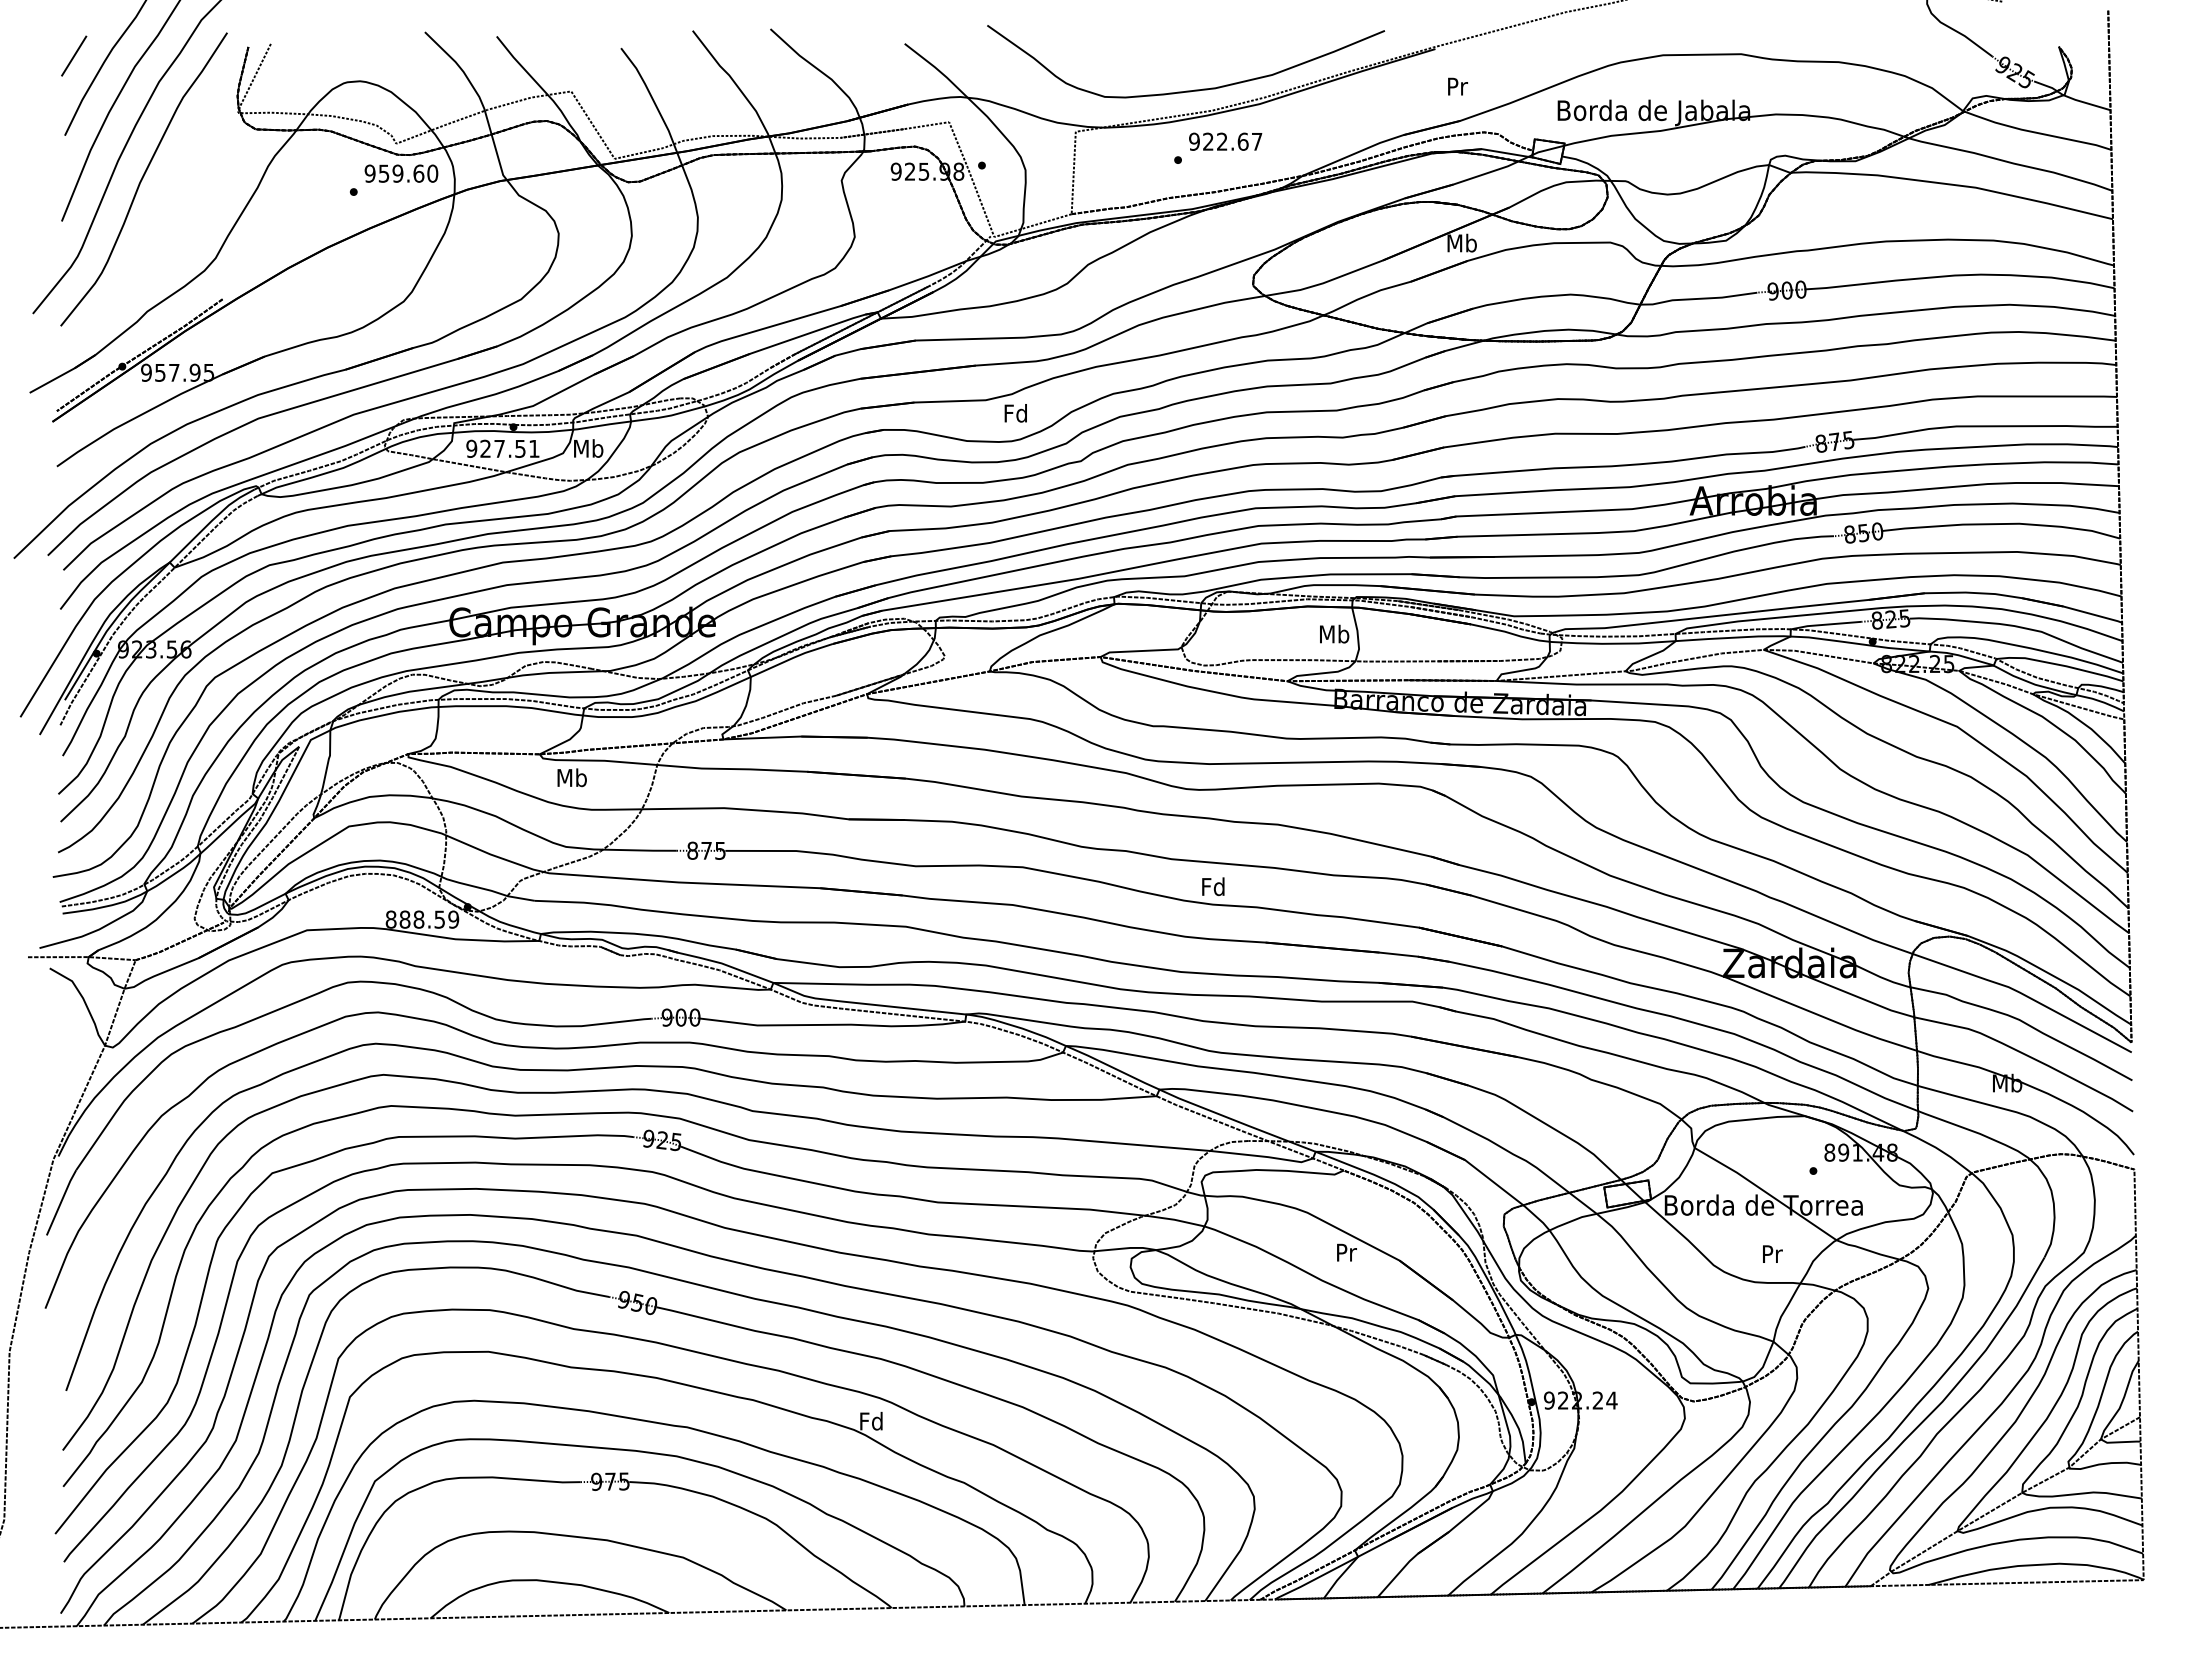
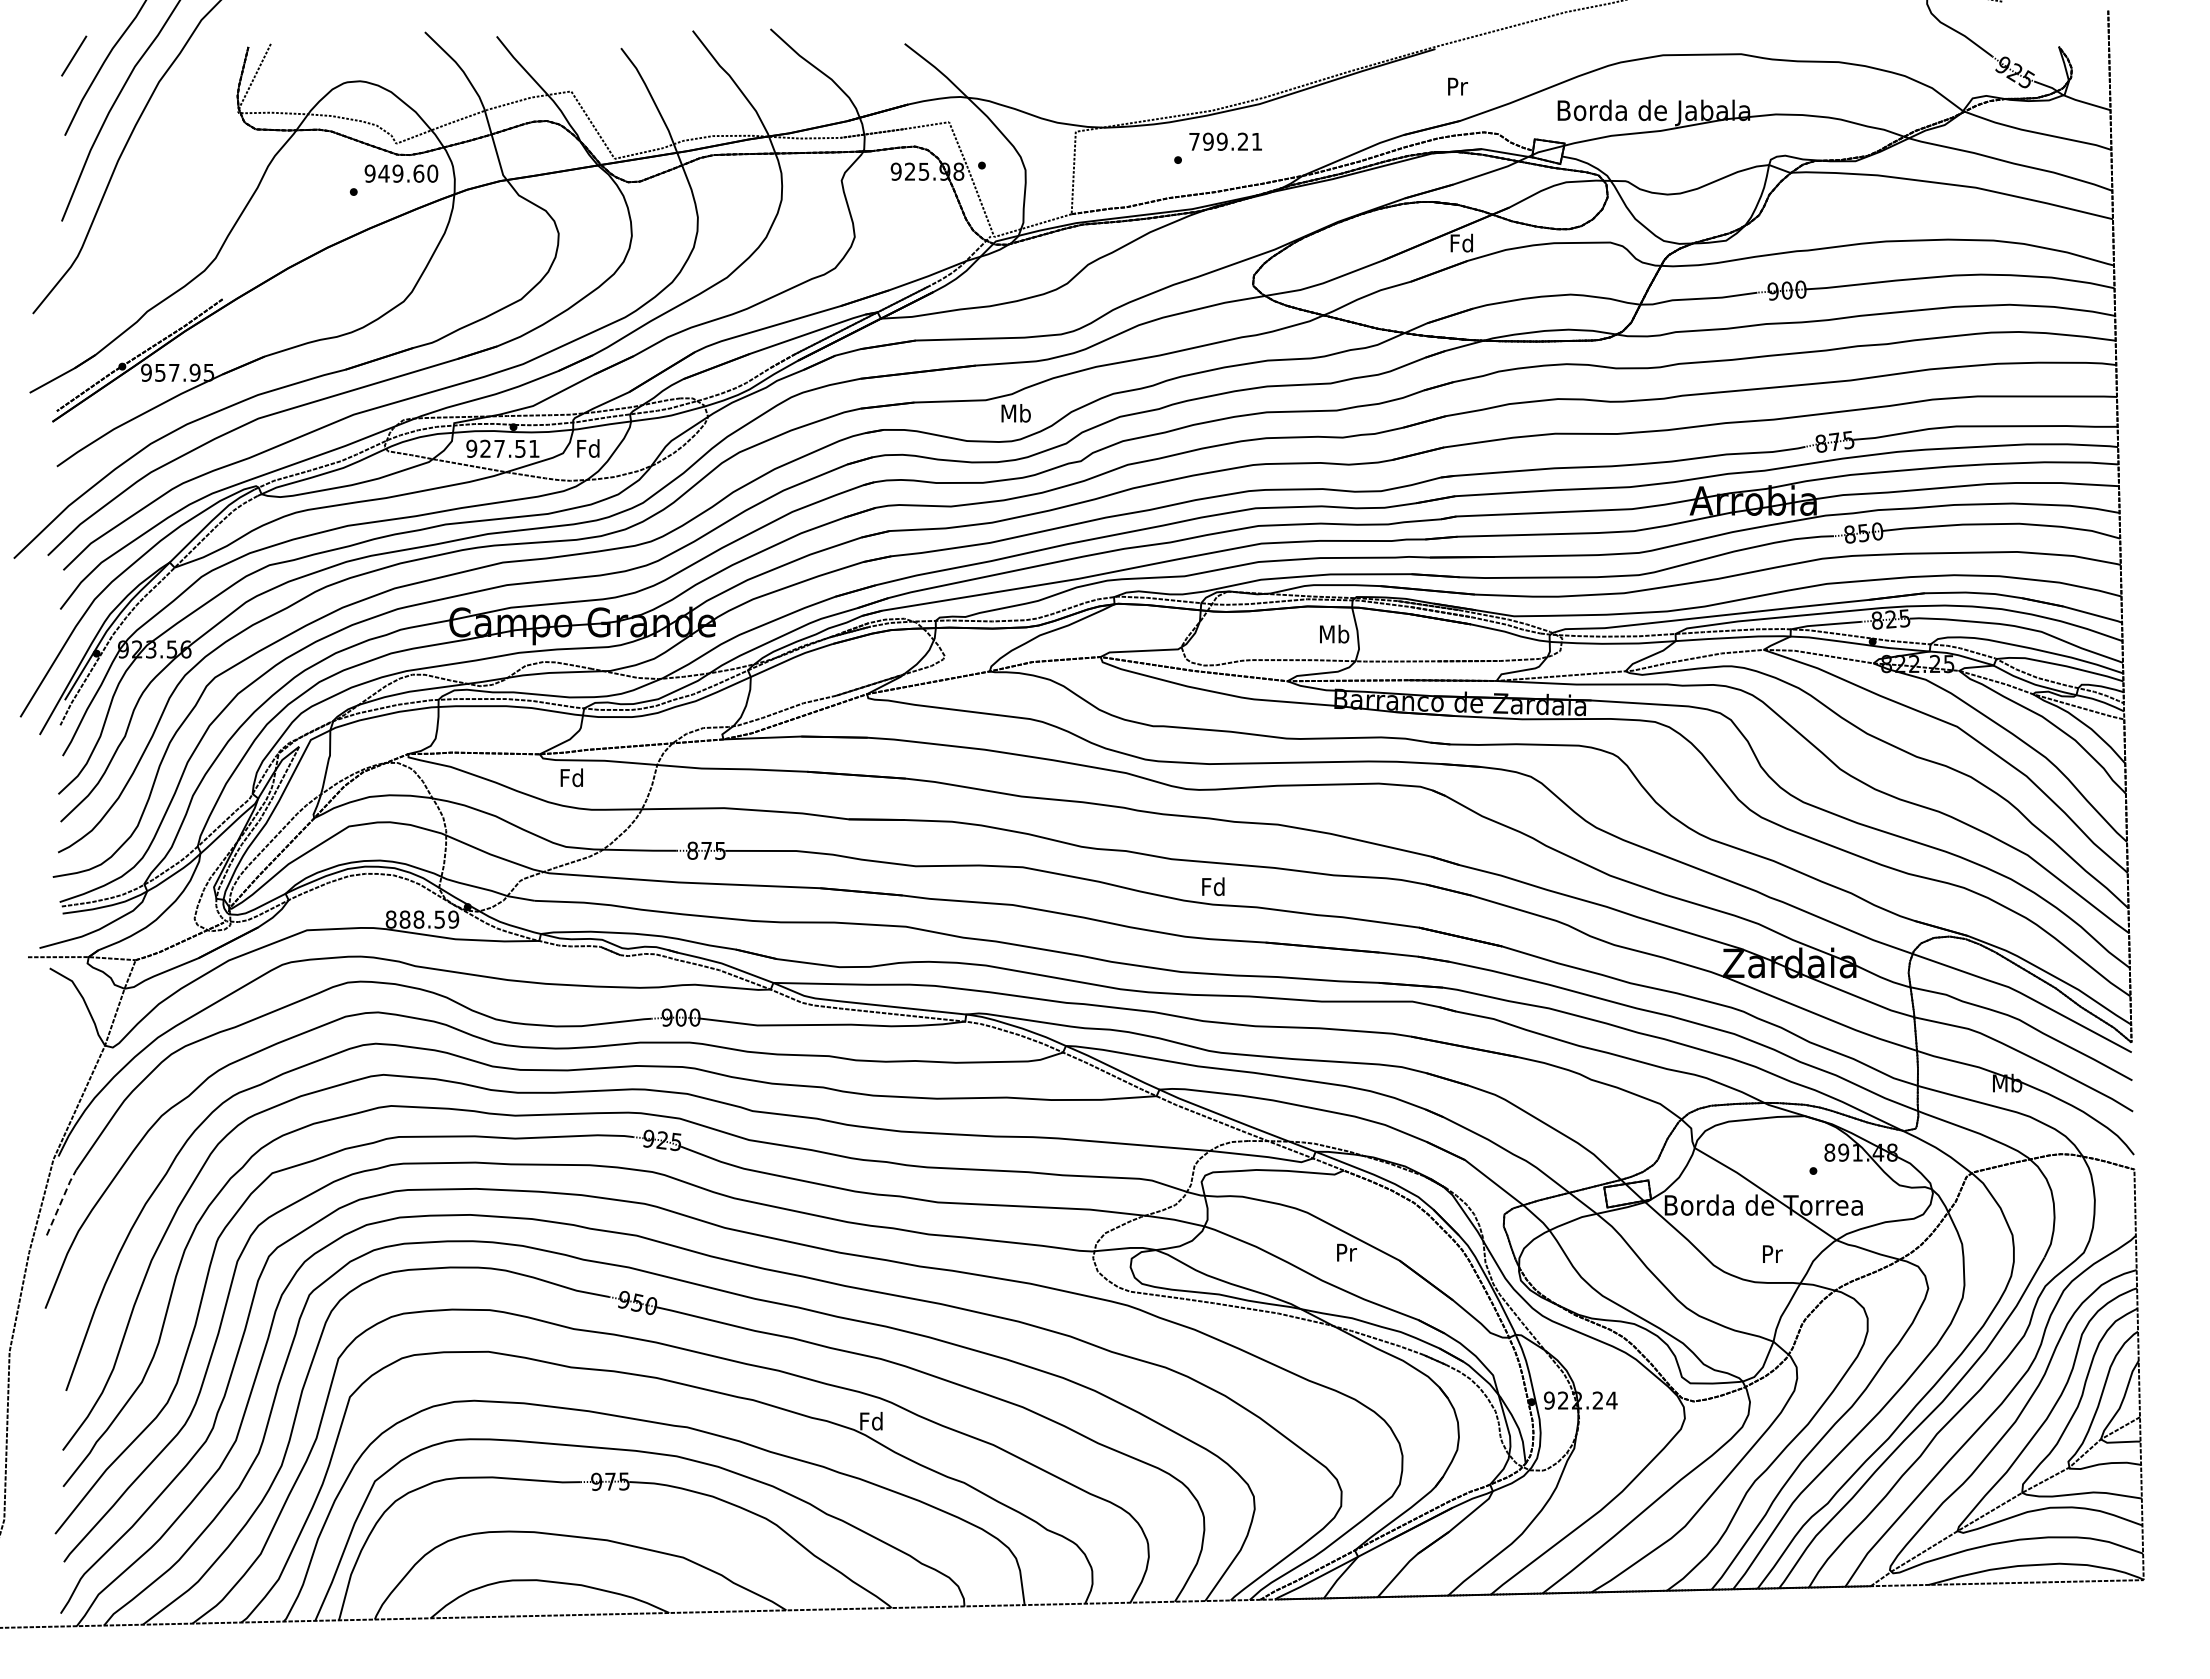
curve: present -> none (1186, 90)
text: 922.67 -> 799.21 (1225, 141)
text: 959.60 -> 949.60 (383, 173)
curve: present -> none (143, 178)
text: Mb -> Fd (1461, 242)
text: Fd -> Mb (1015, 413)
text: Mb -> Fd (588, 448)
text: Mb -> Fd (571, 777)
line: solid -> dashed (61, 1201)
